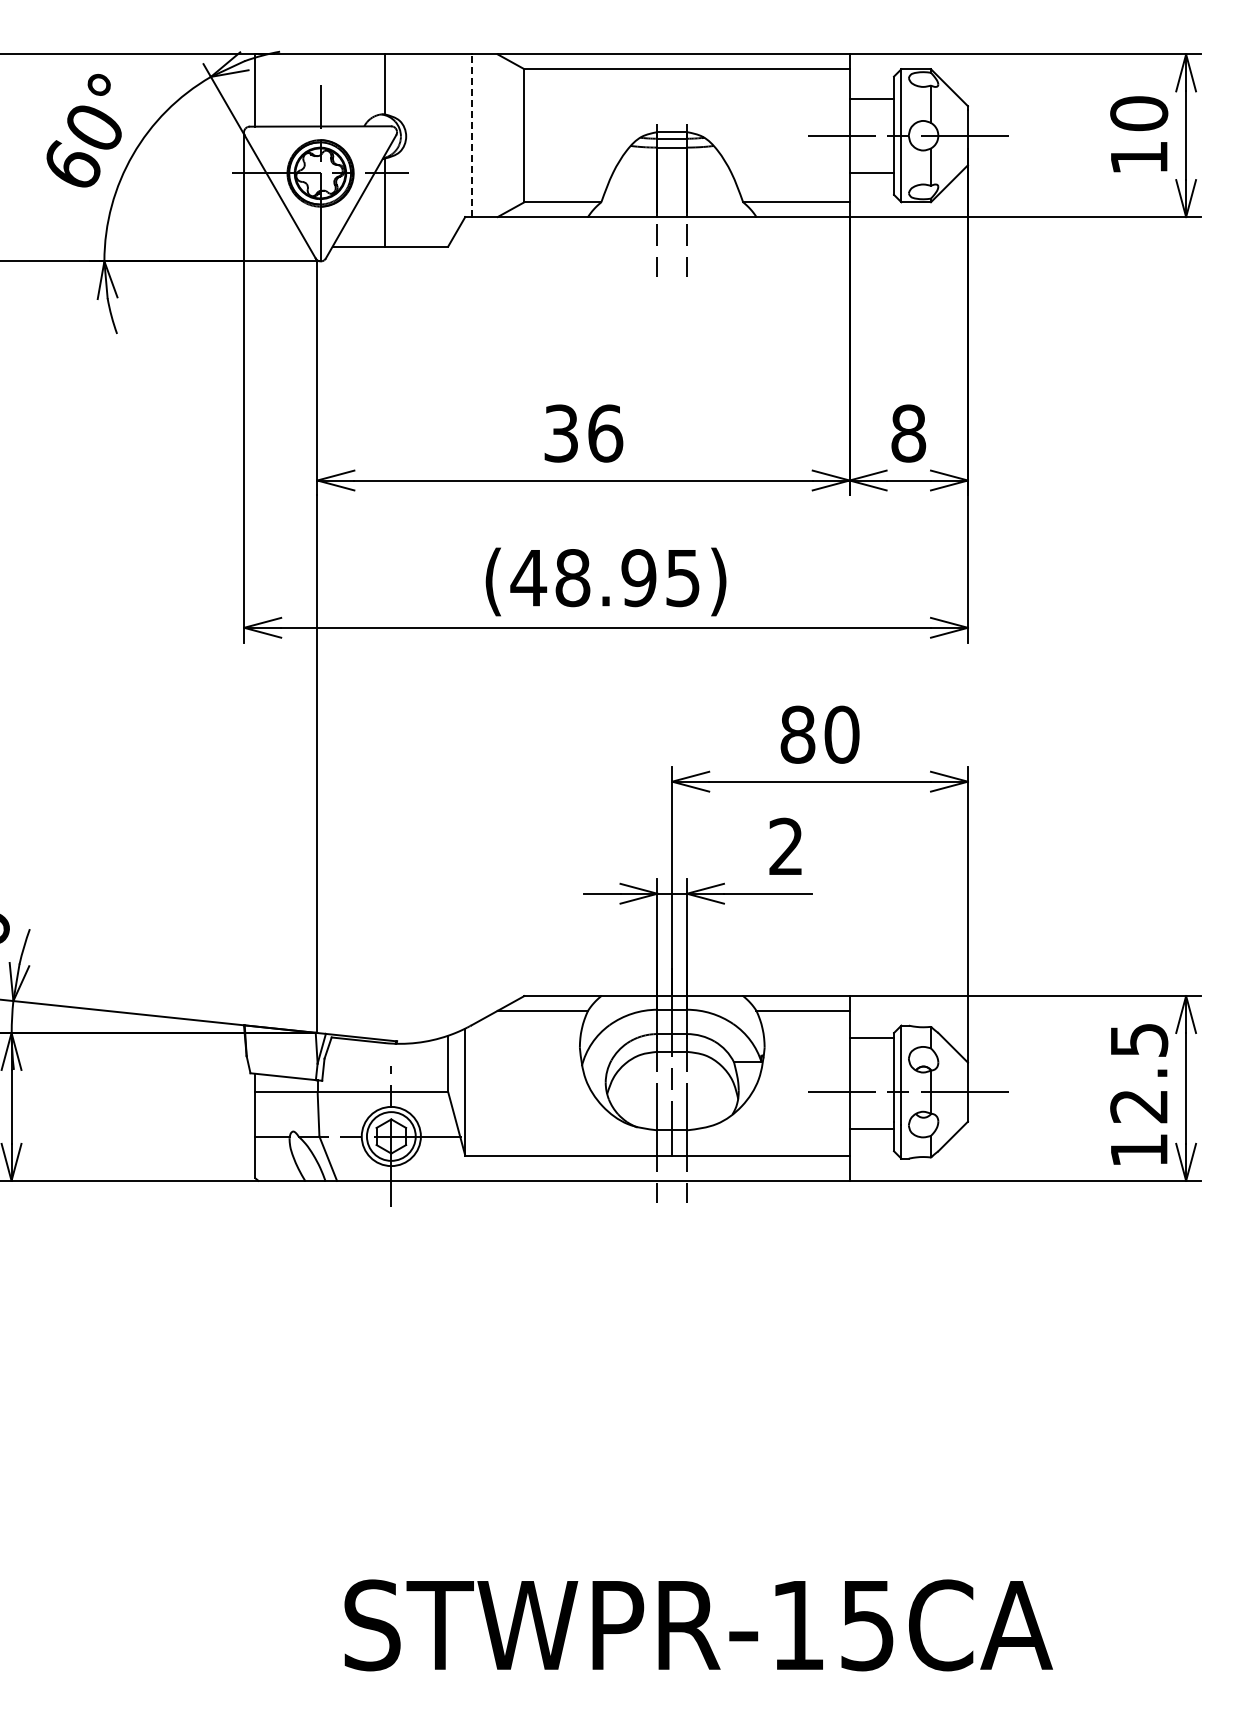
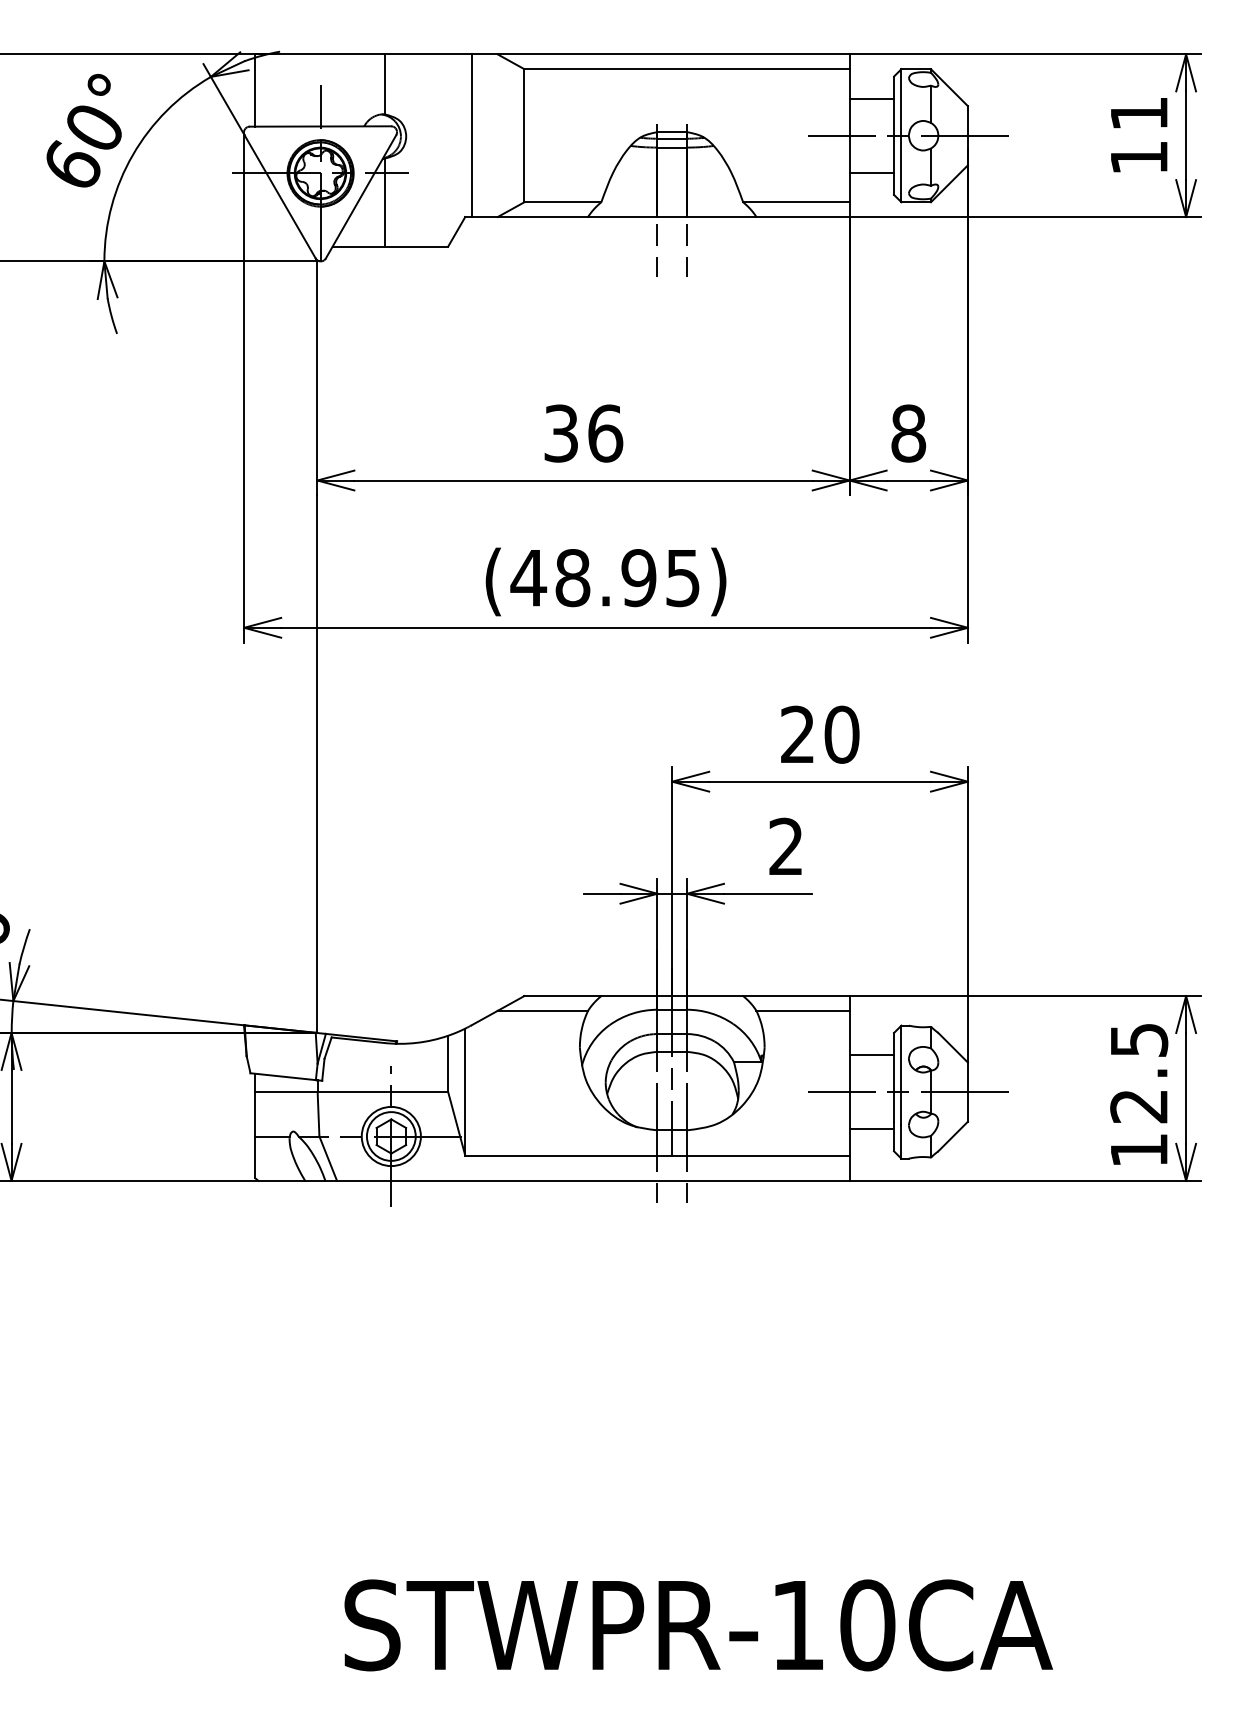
text: 10 -> 11 (1139, 113)
line: dashed -> solid (471, 135)
text: 80 -> 20 (797, 734)
line position: (871, 1038) -> (871, 1055) (871, 1055)
text: STWPR-15CA -> STWPR-10CA (867, 1625)
